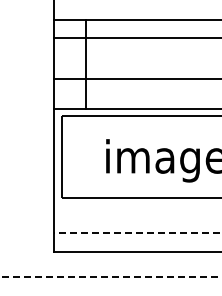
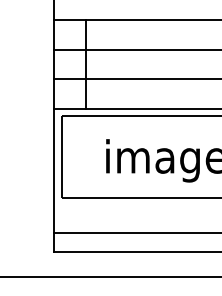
line position: (135, 37) -> (135, 49) (135, 49)
line: dashed -> solid (137, 232)
line: dashed -> solid (111, 276)
